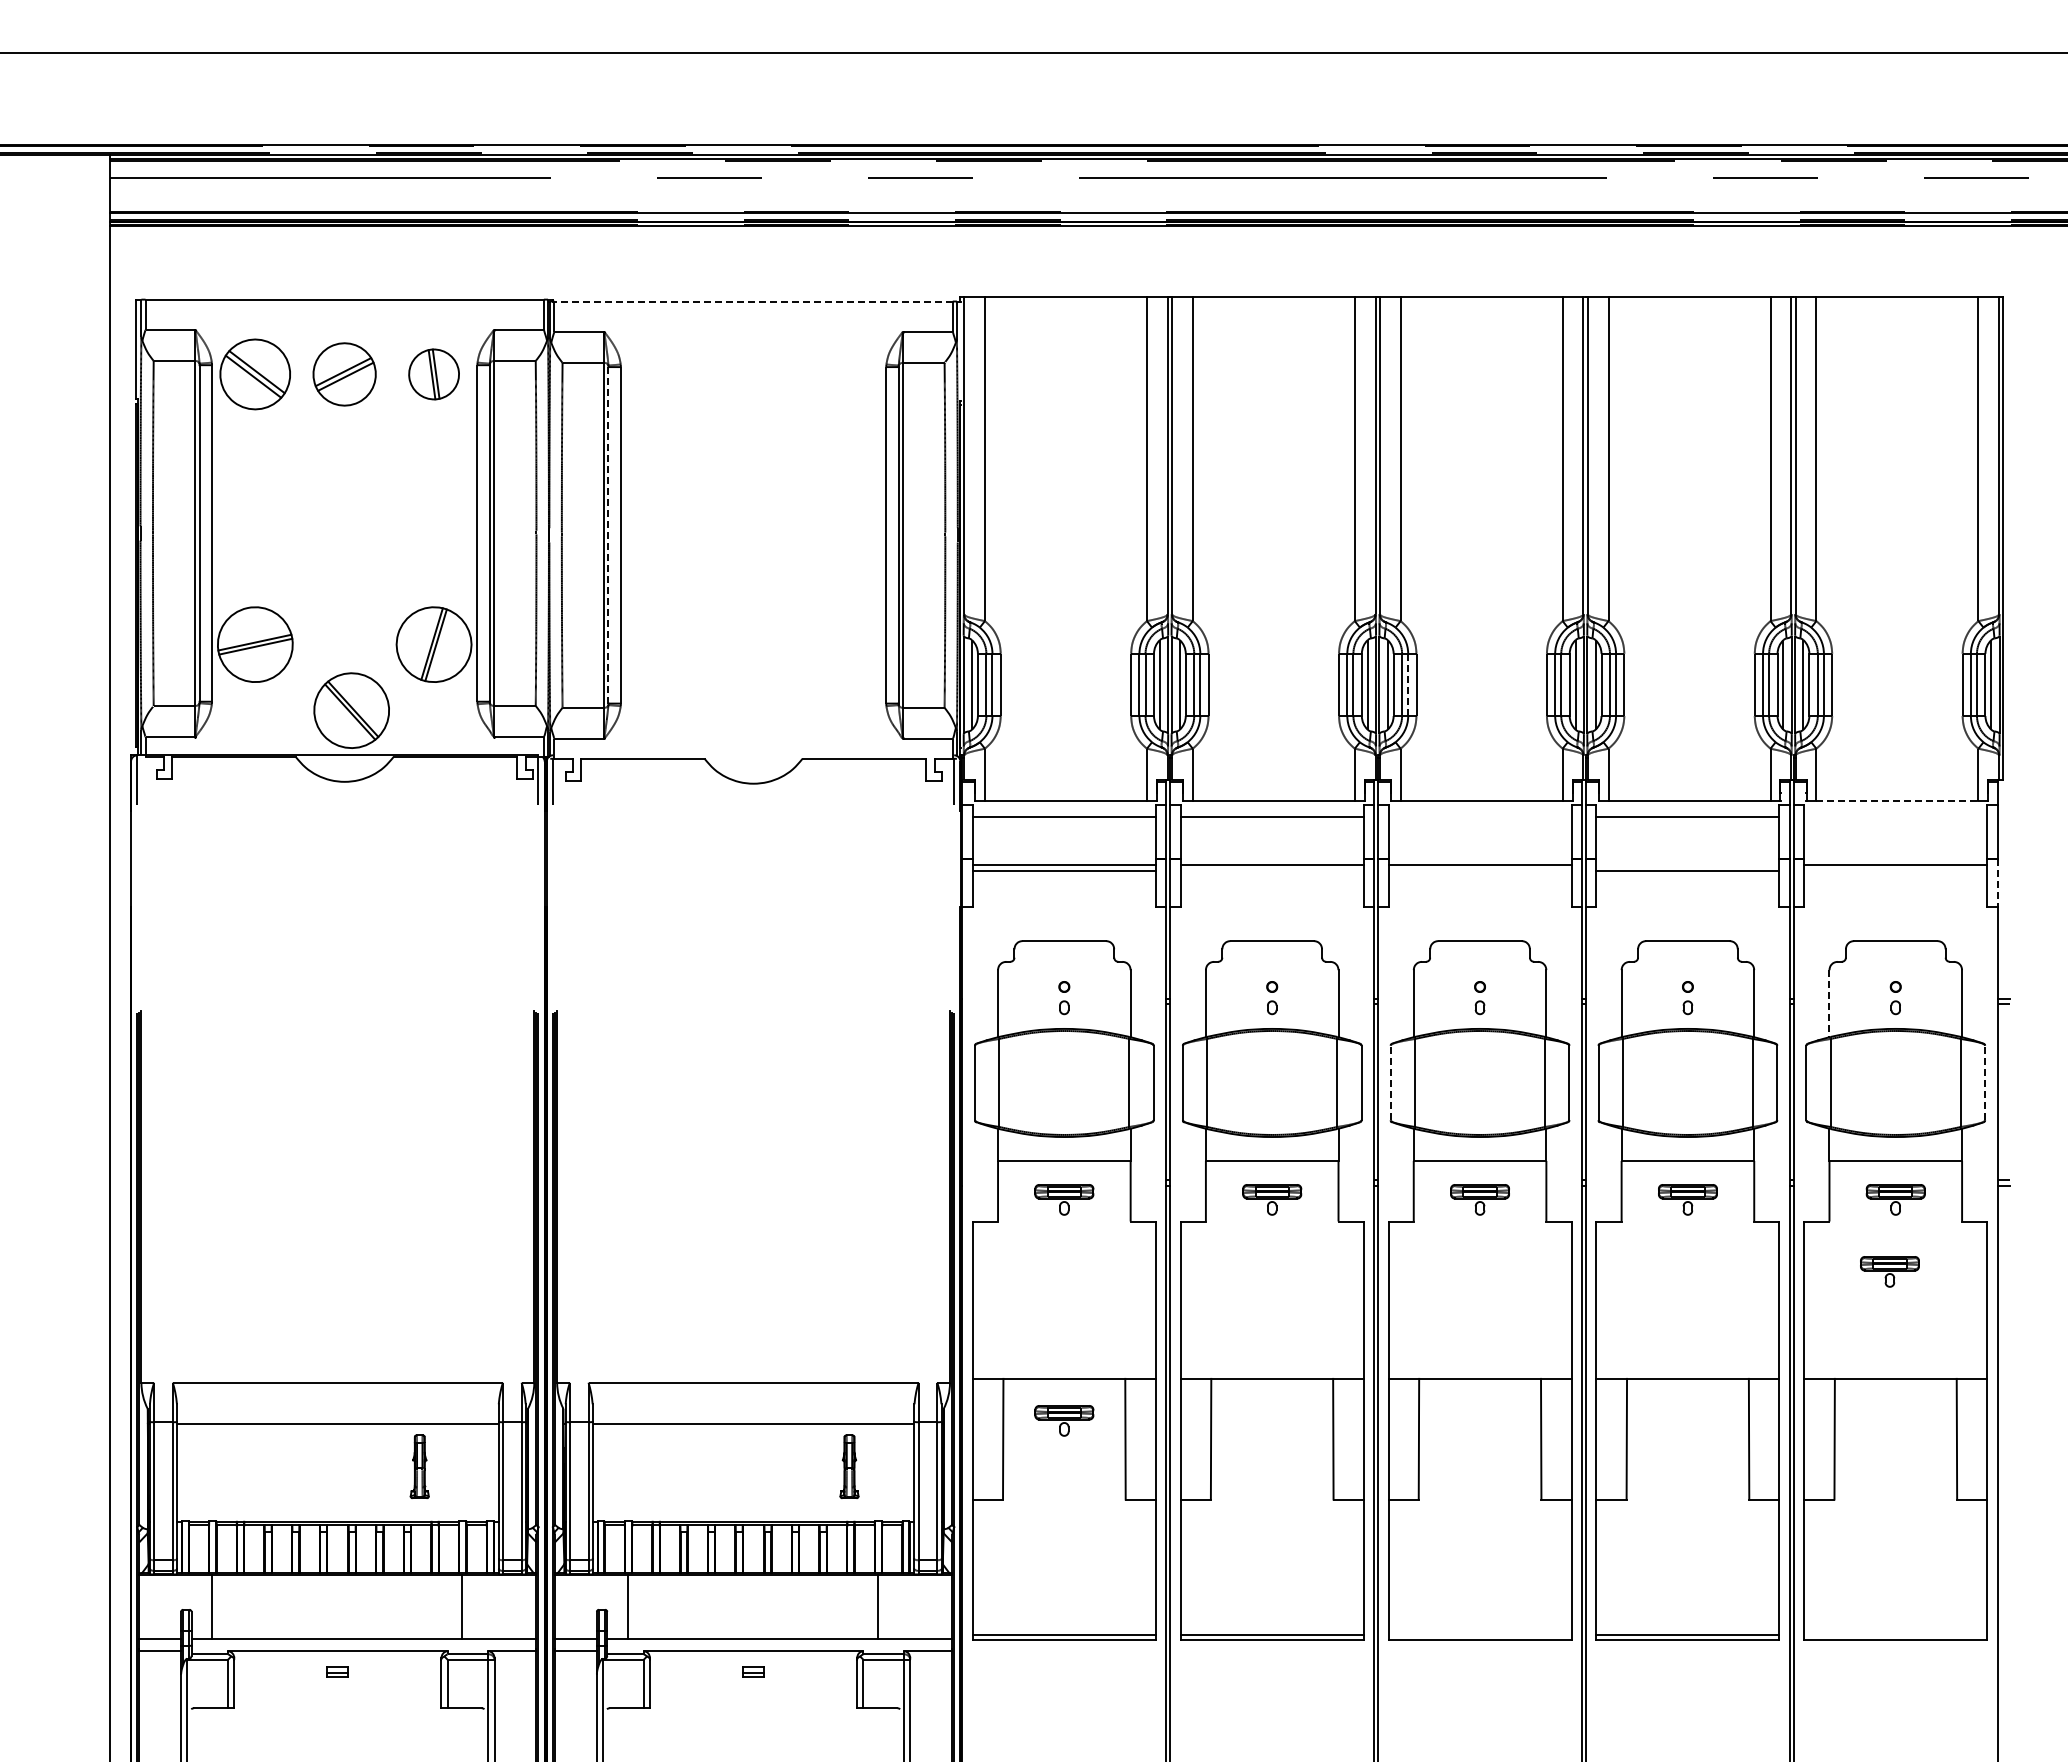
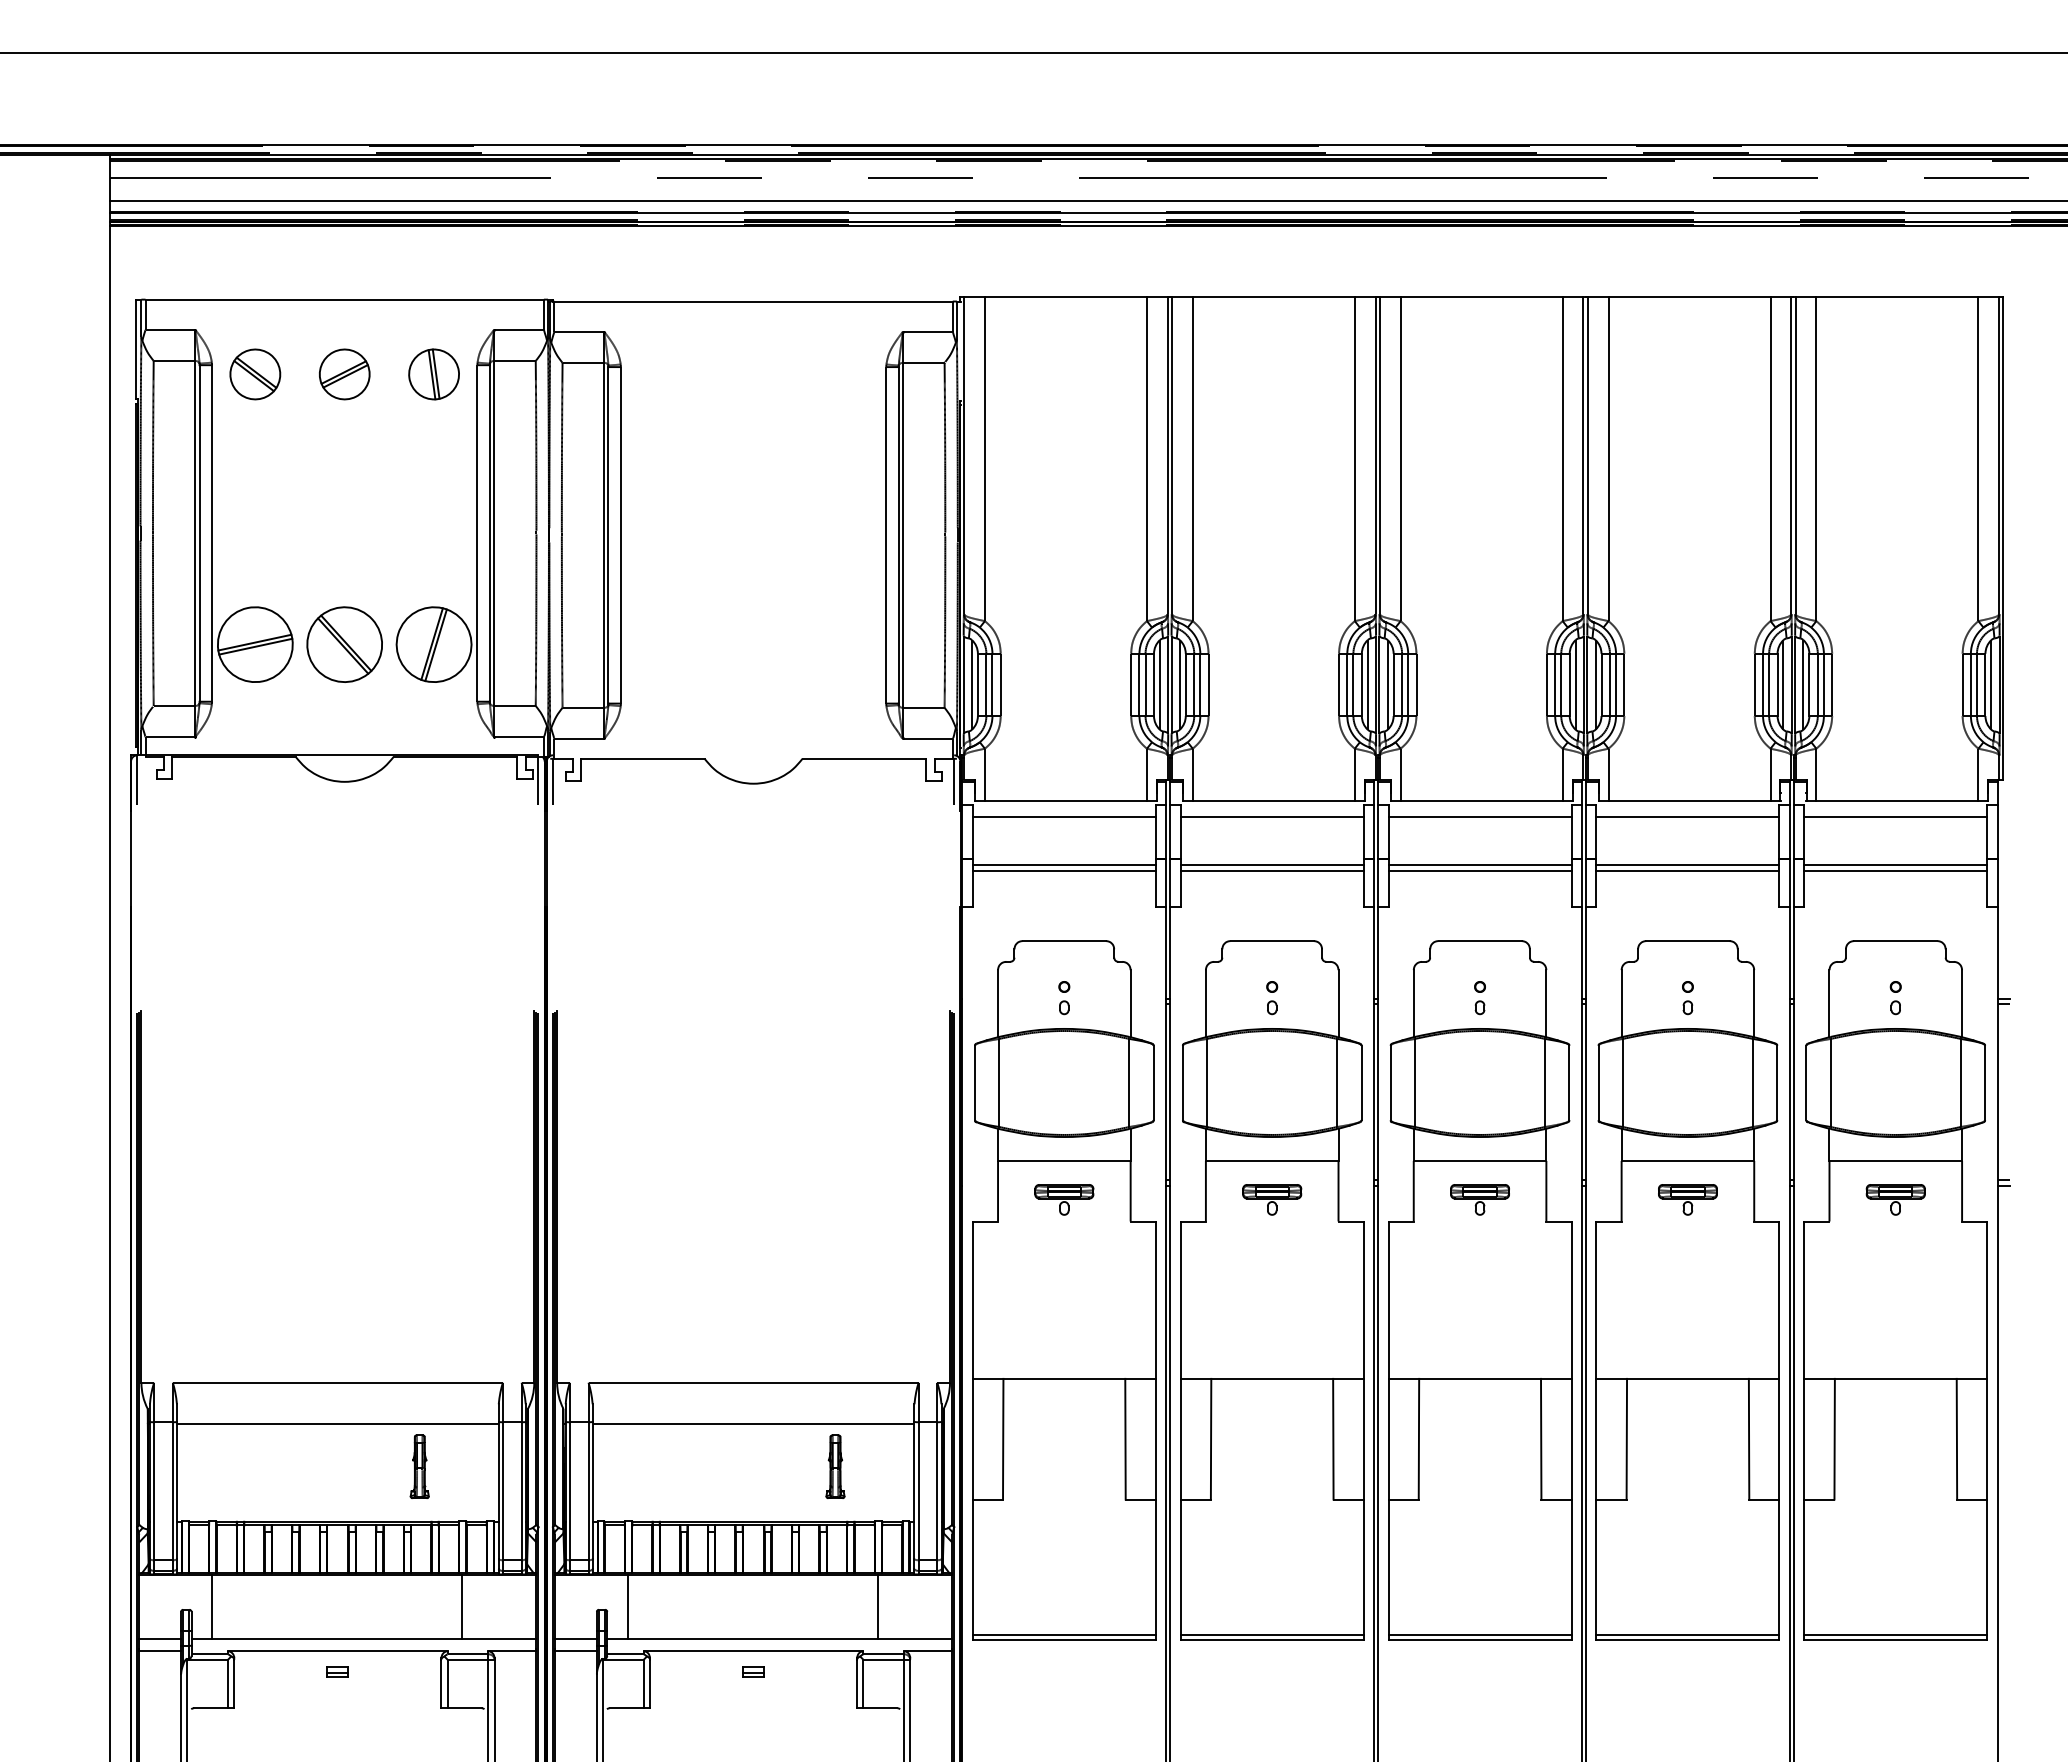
line: none -> present (1087, 200)
line: dashed -> solid (753, 301)
part size: 72x73 px -> 53x53 px (255, 374)
part size: 65x65 px -> 52x53 px (344, 374)
line: dashed -> solid (608, 535)
line: dashed -> solid (1408, 685)
part position: (351, 710) -> (344, 644) (344, 644)
line: dashed -> solid (1897, 801)
line: none -> present (1479, 816)
line: none -> present (1895, 816)
line: none -> present (1687, 865)
line: none -> present (1271, 870)
line: none -> present (1479, 870)
line: none -> present (1895, 870)
line: dashed -> solid (1997, 883)
line: dashed -> solid (1829, 1003)
line: dashed -> solid (1390, 1082)
line: dashed -> solid (1985, 1082)
part: present -> none (1889, 1271)
part: present -> none (1064, 1420)
part position: (849, 1466) -> (835, 1466) (835, 1466)
line: none -> present (1479, 1635)
line: none -> present (1895, 1635)
